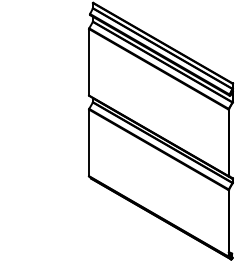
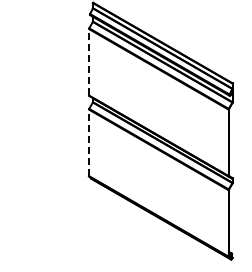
line: solid -> dashed (89, 61)
line: solid -> dashed (89, 142)
